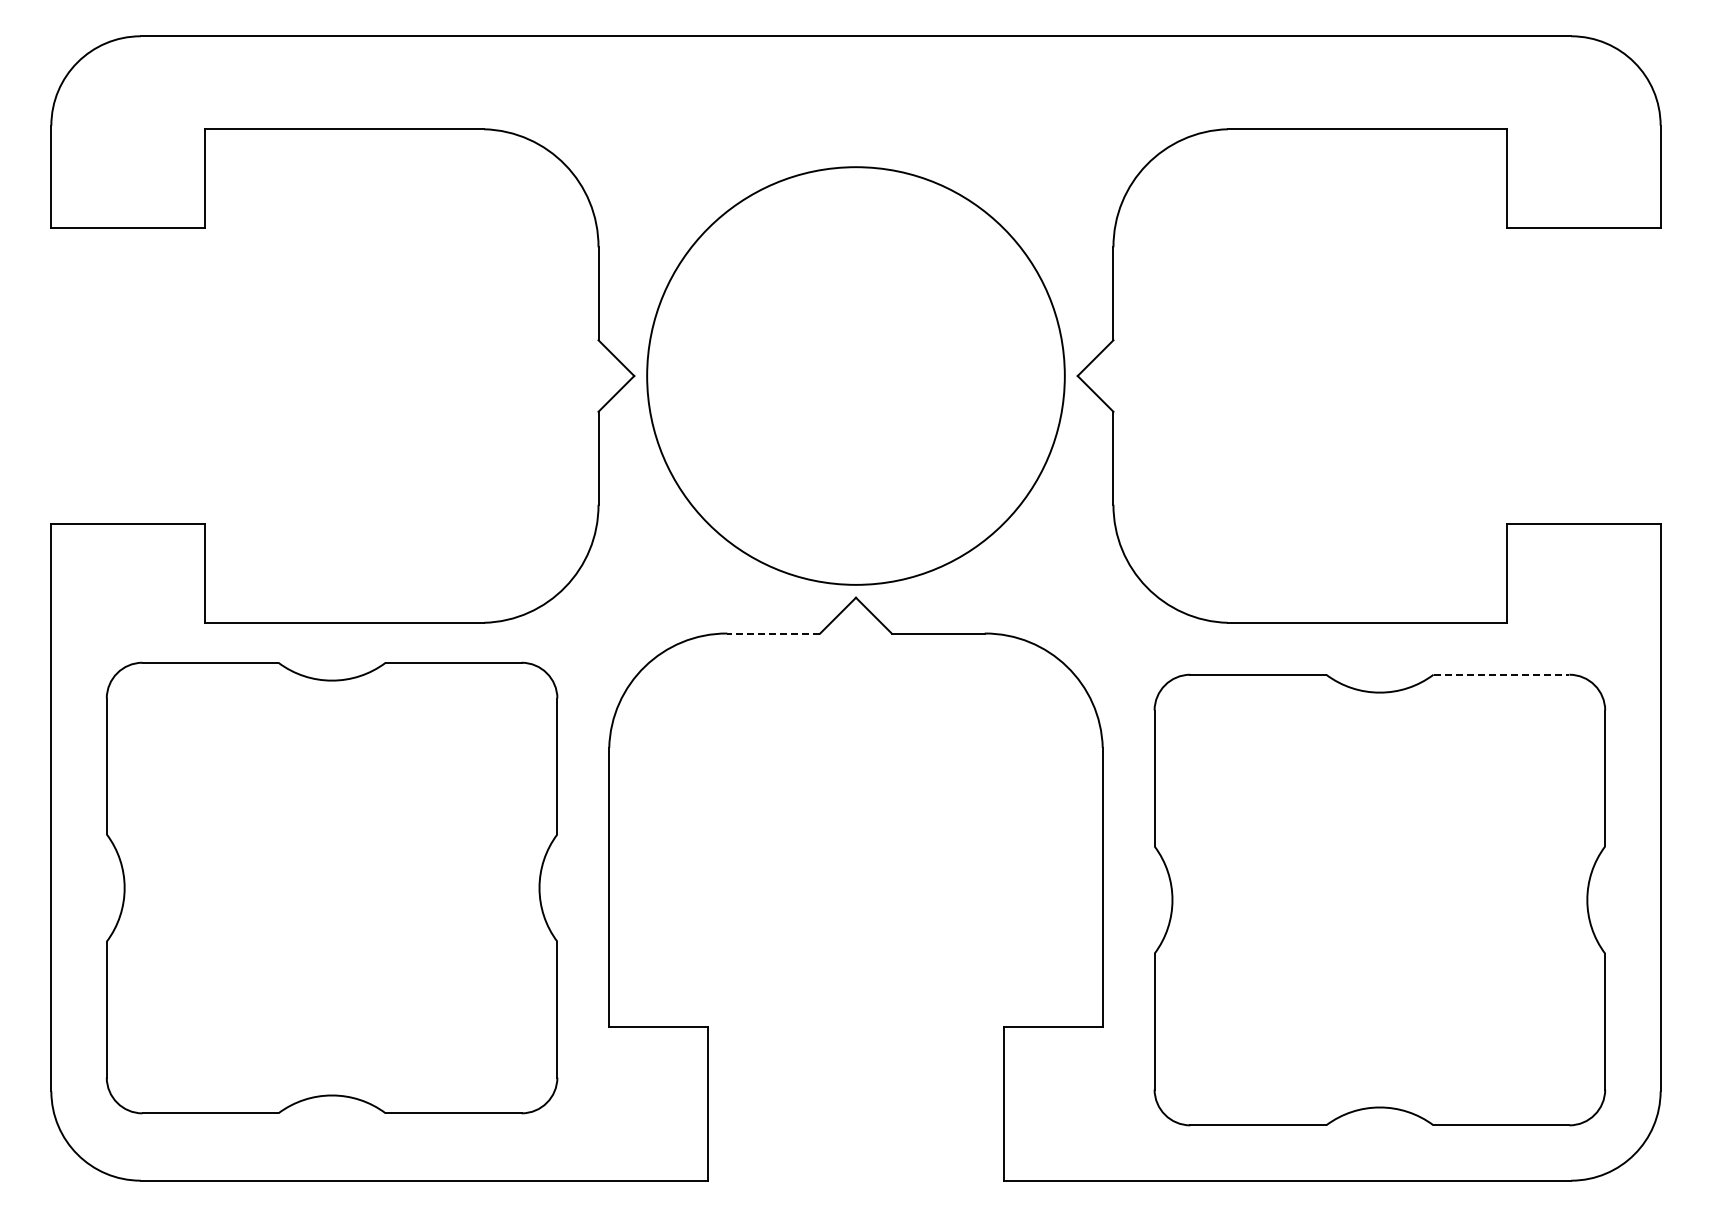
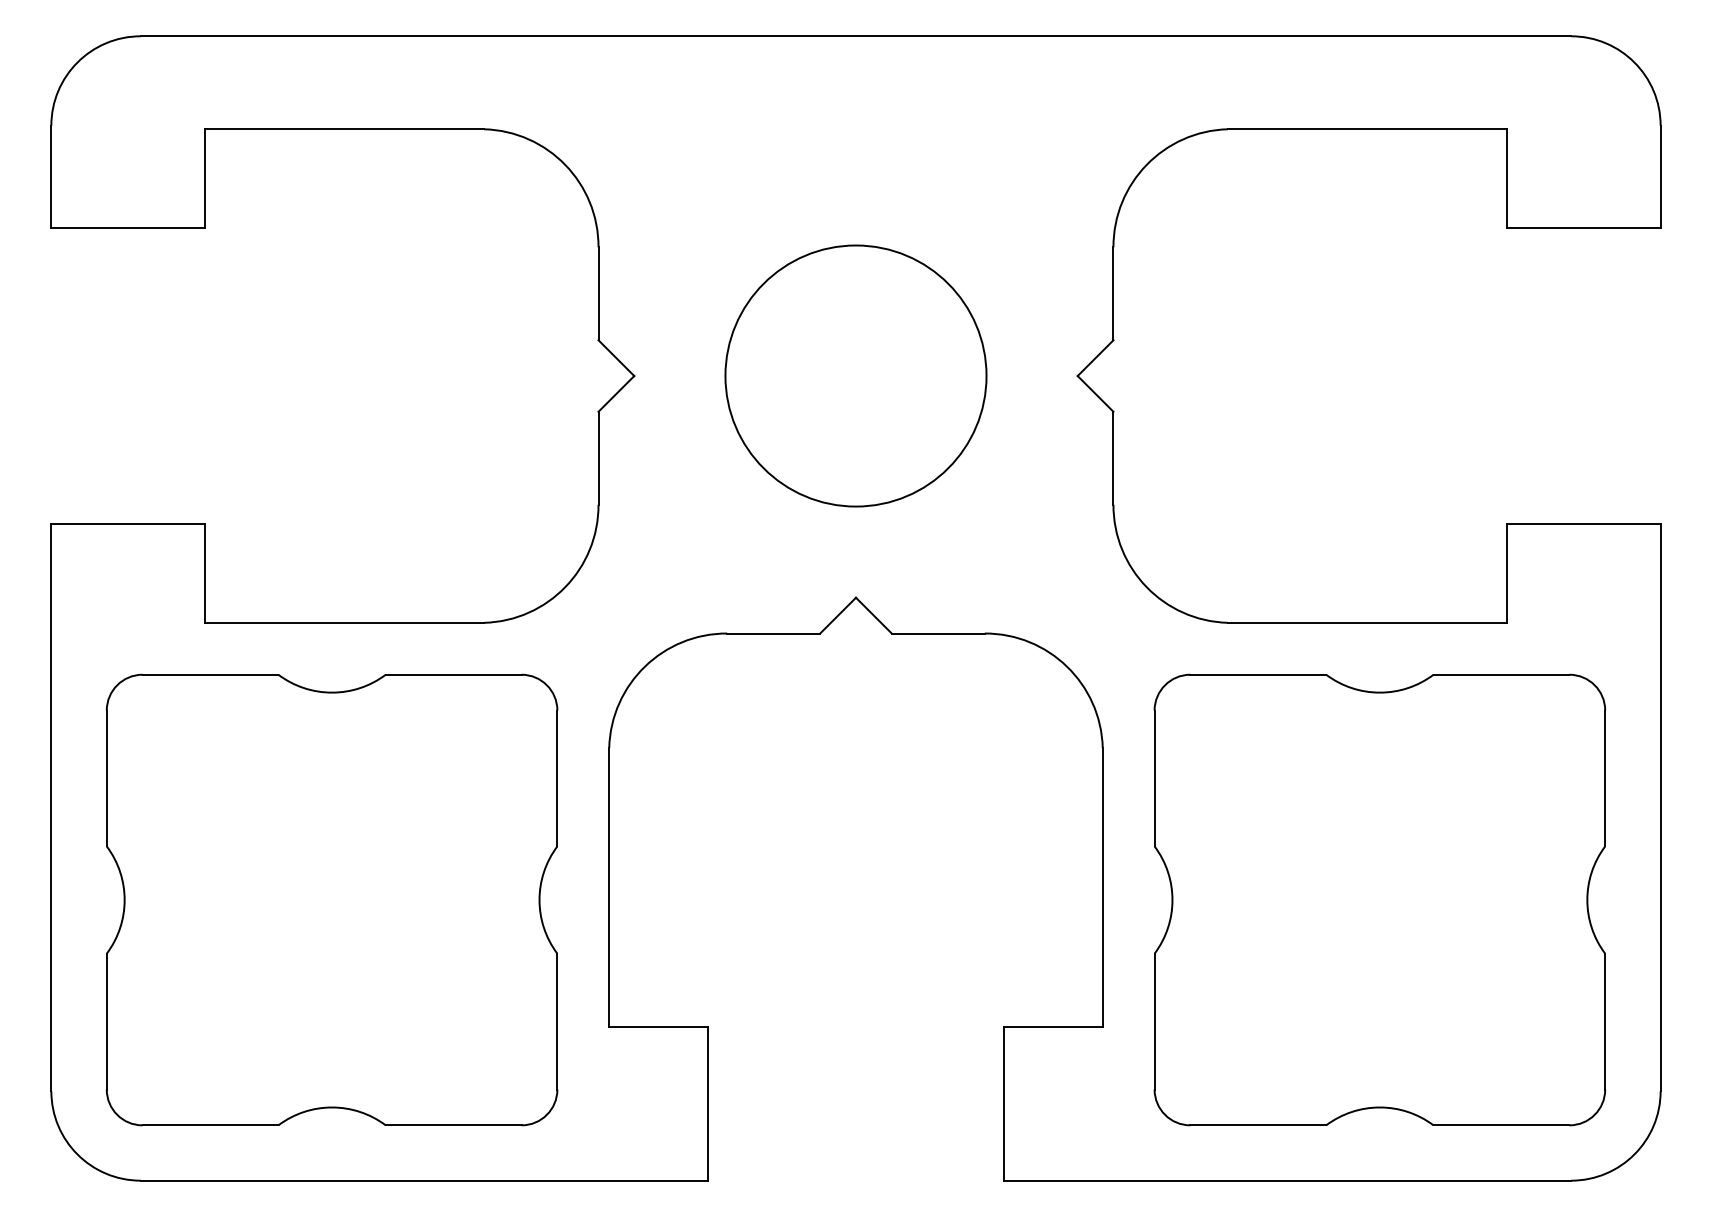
circle diameter: 418 px -> 261 px (855, 375)
line: dashed -> solid (773, 633)
line: dashed -> solid (1501, 674)
part position: (331, 887) -> (331, 899) (331, 899)
